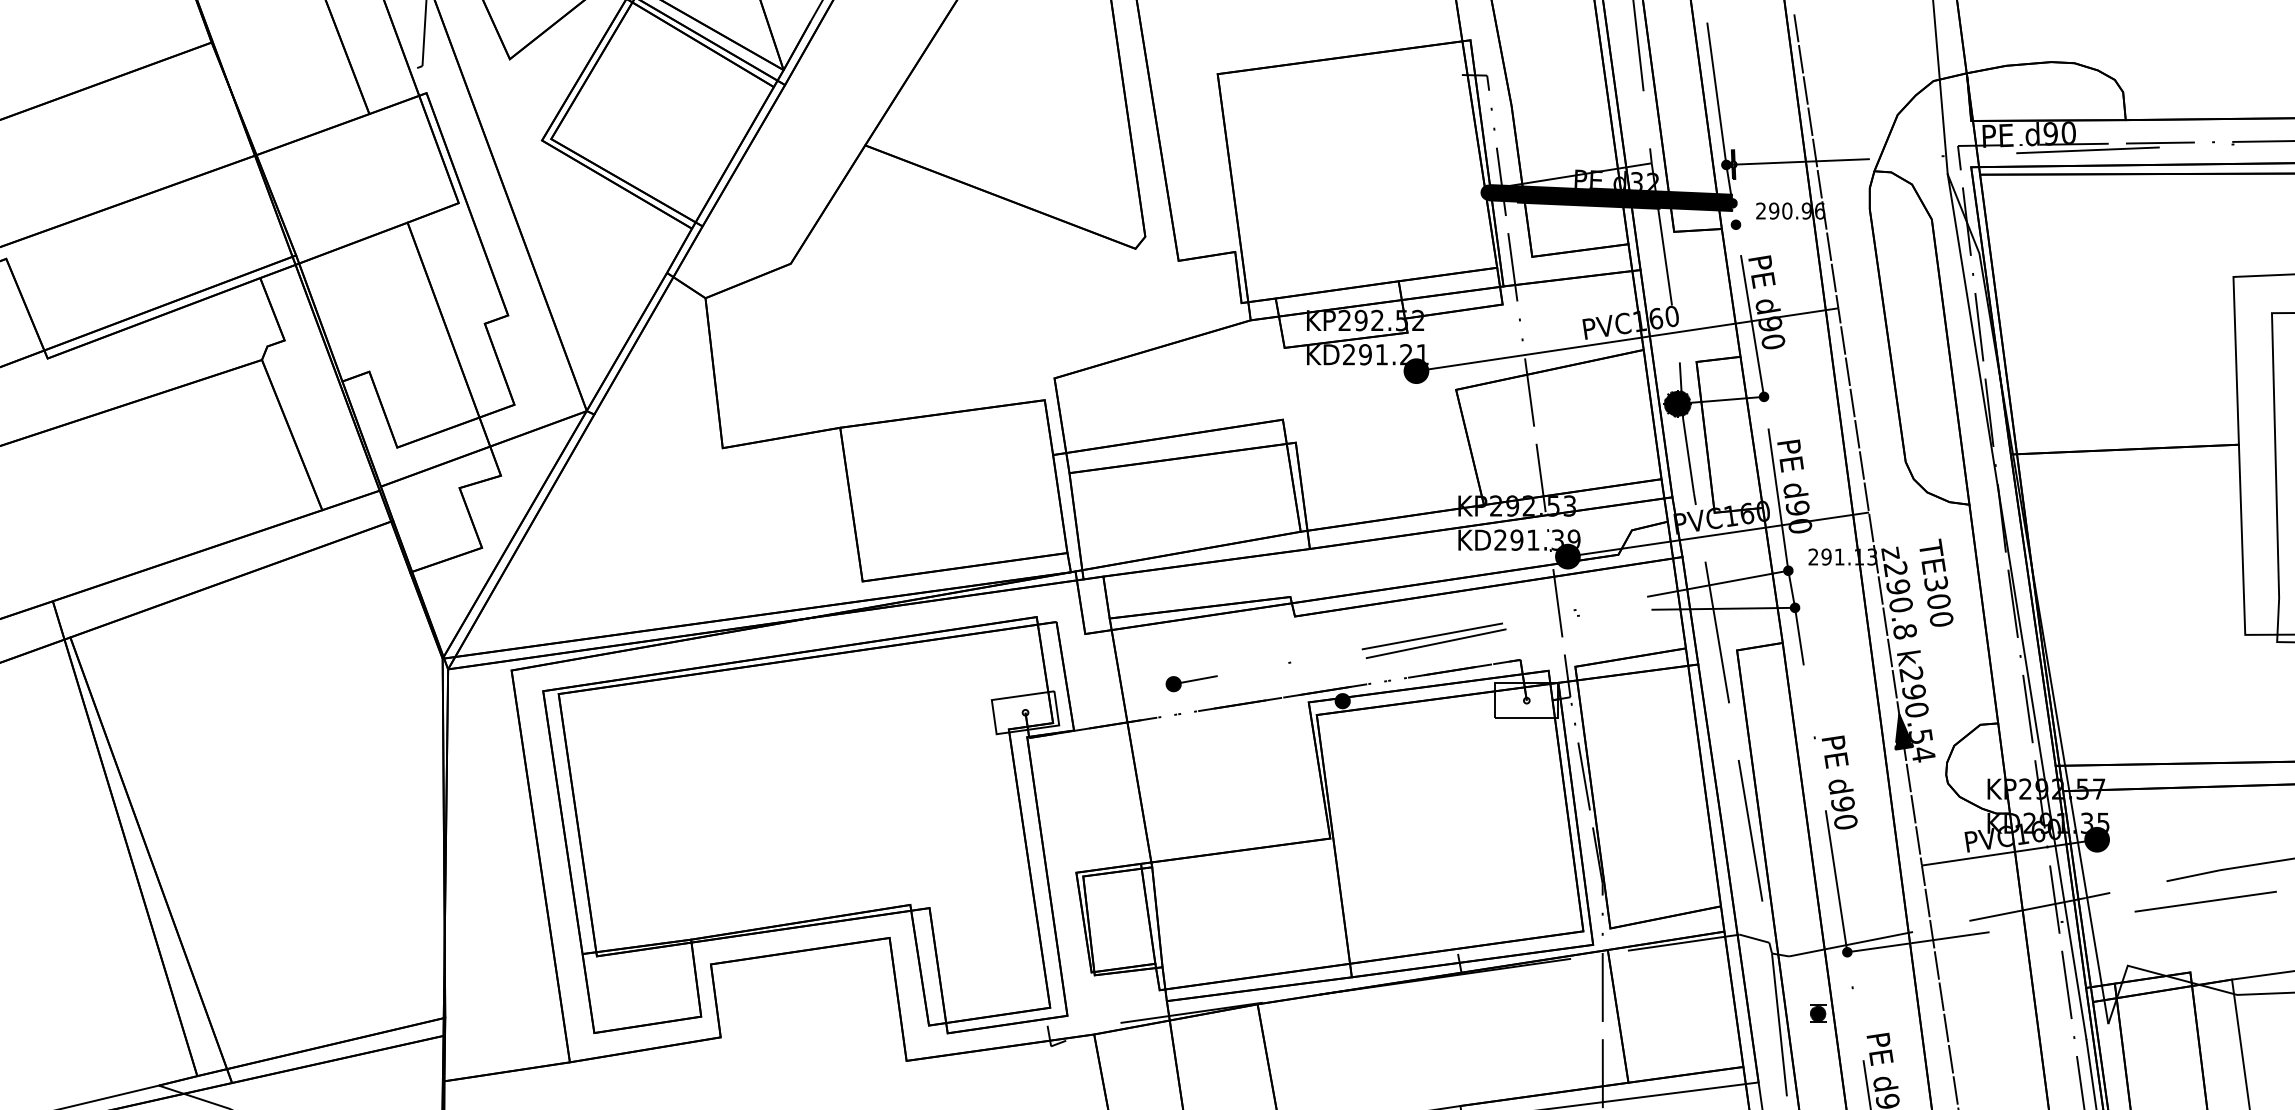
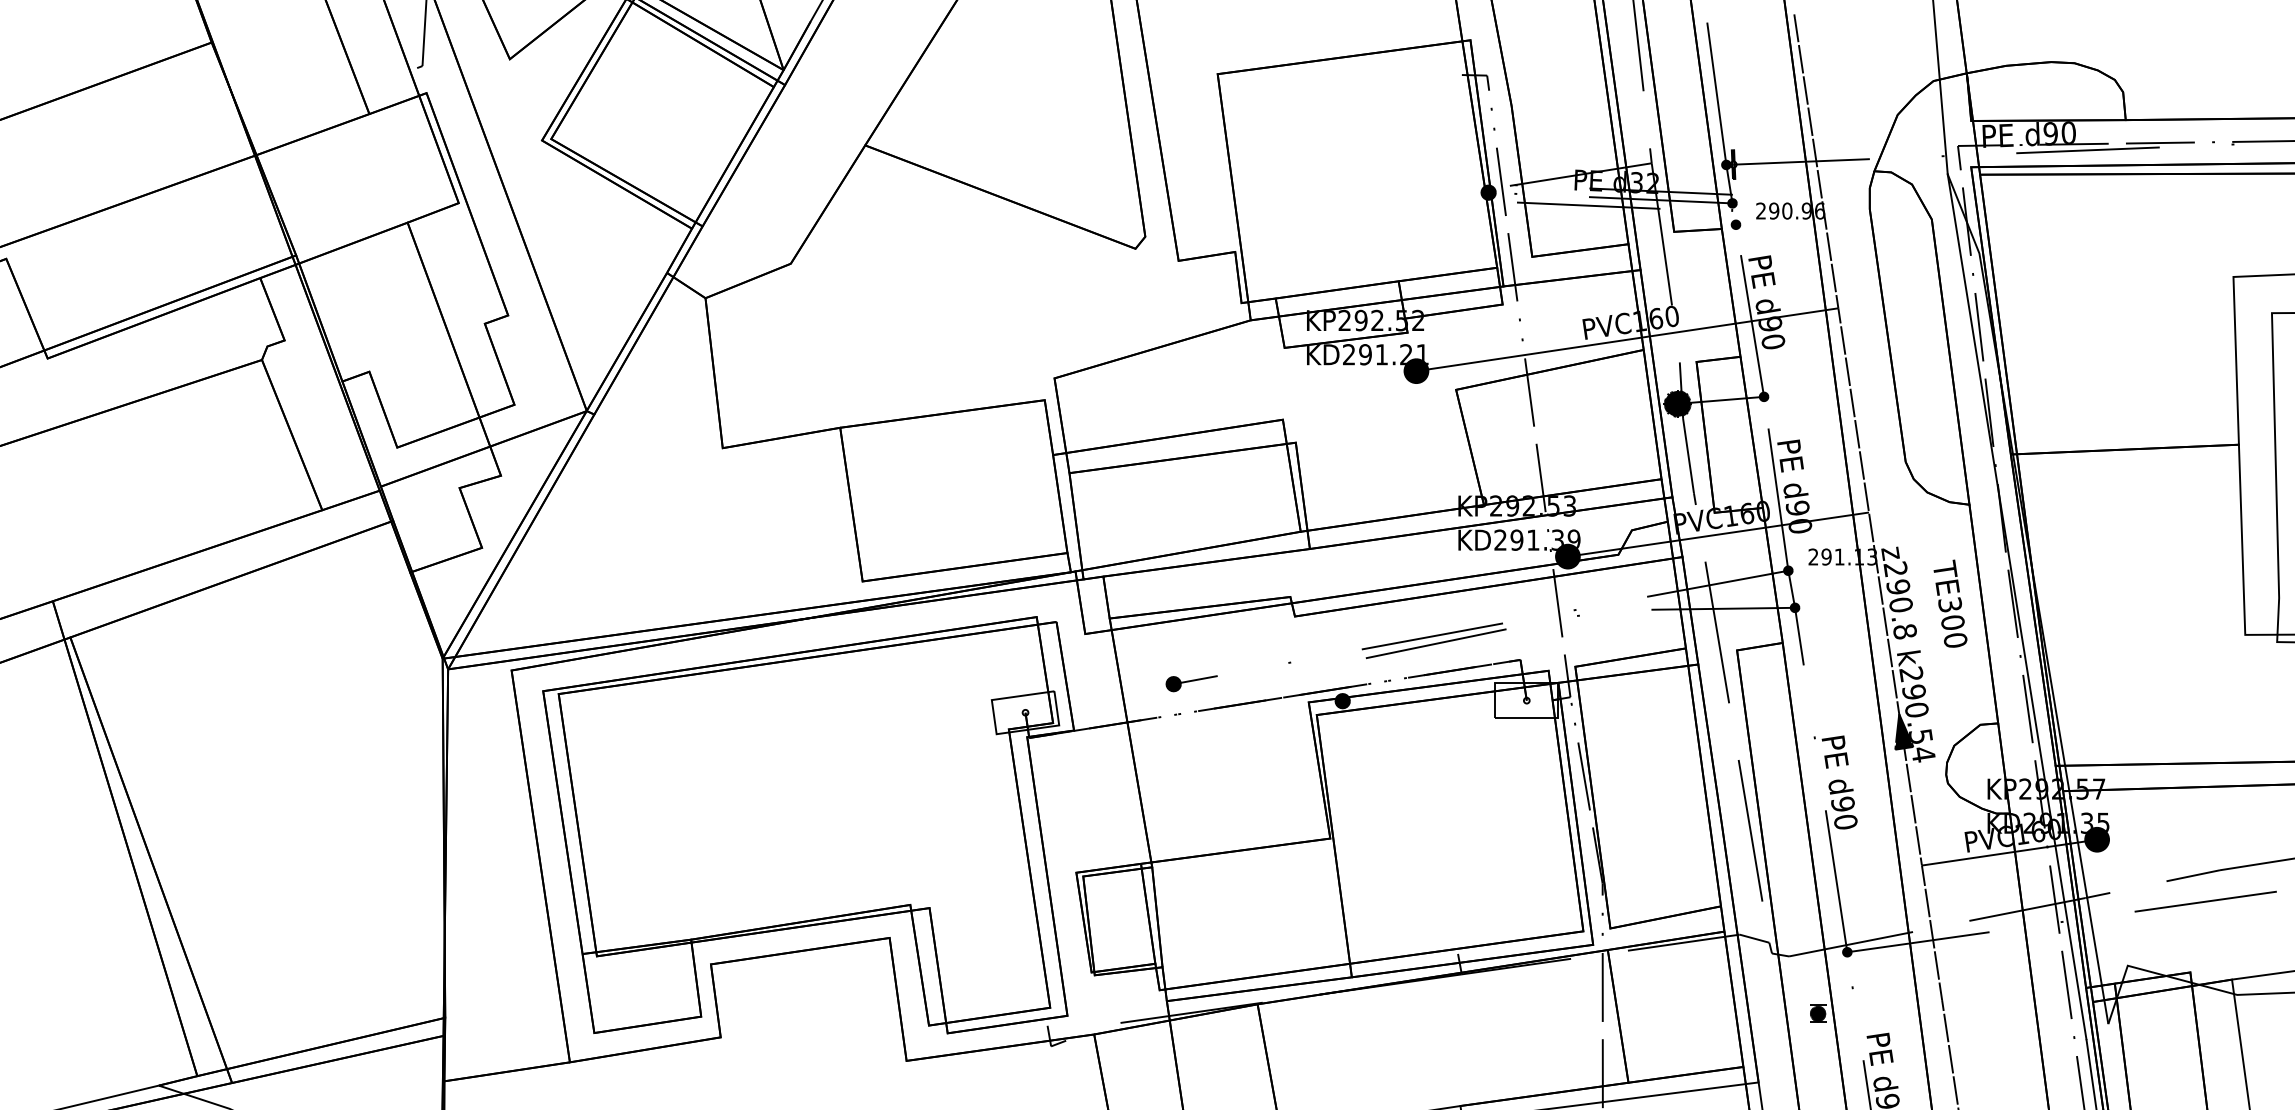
fill: present -> none (1610, 197)
text position: (1936, 582) -> (1950, 603) (1950, 603)
line: present -> none (1780, 1029)
